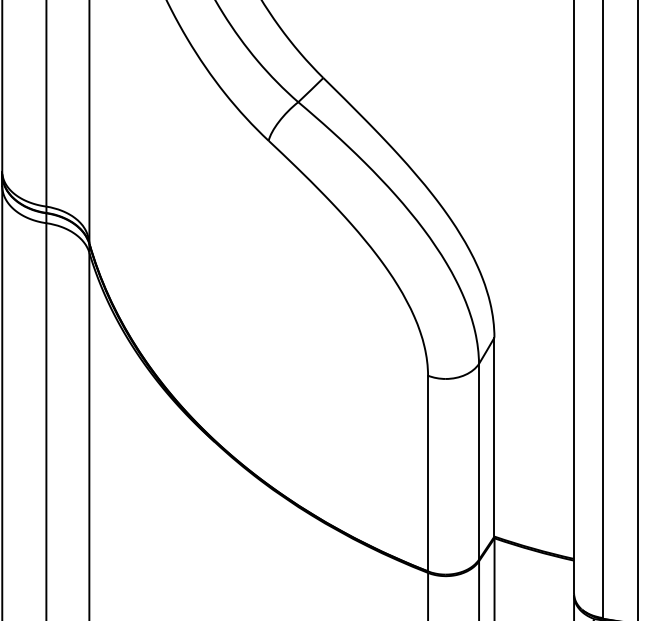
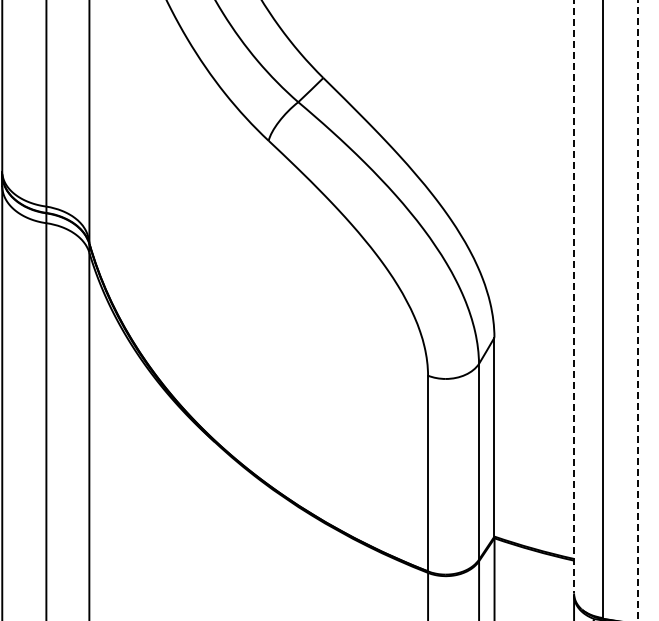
line: solid -> dashed (574, 297)
line: solid -> dashed (638, 311)
